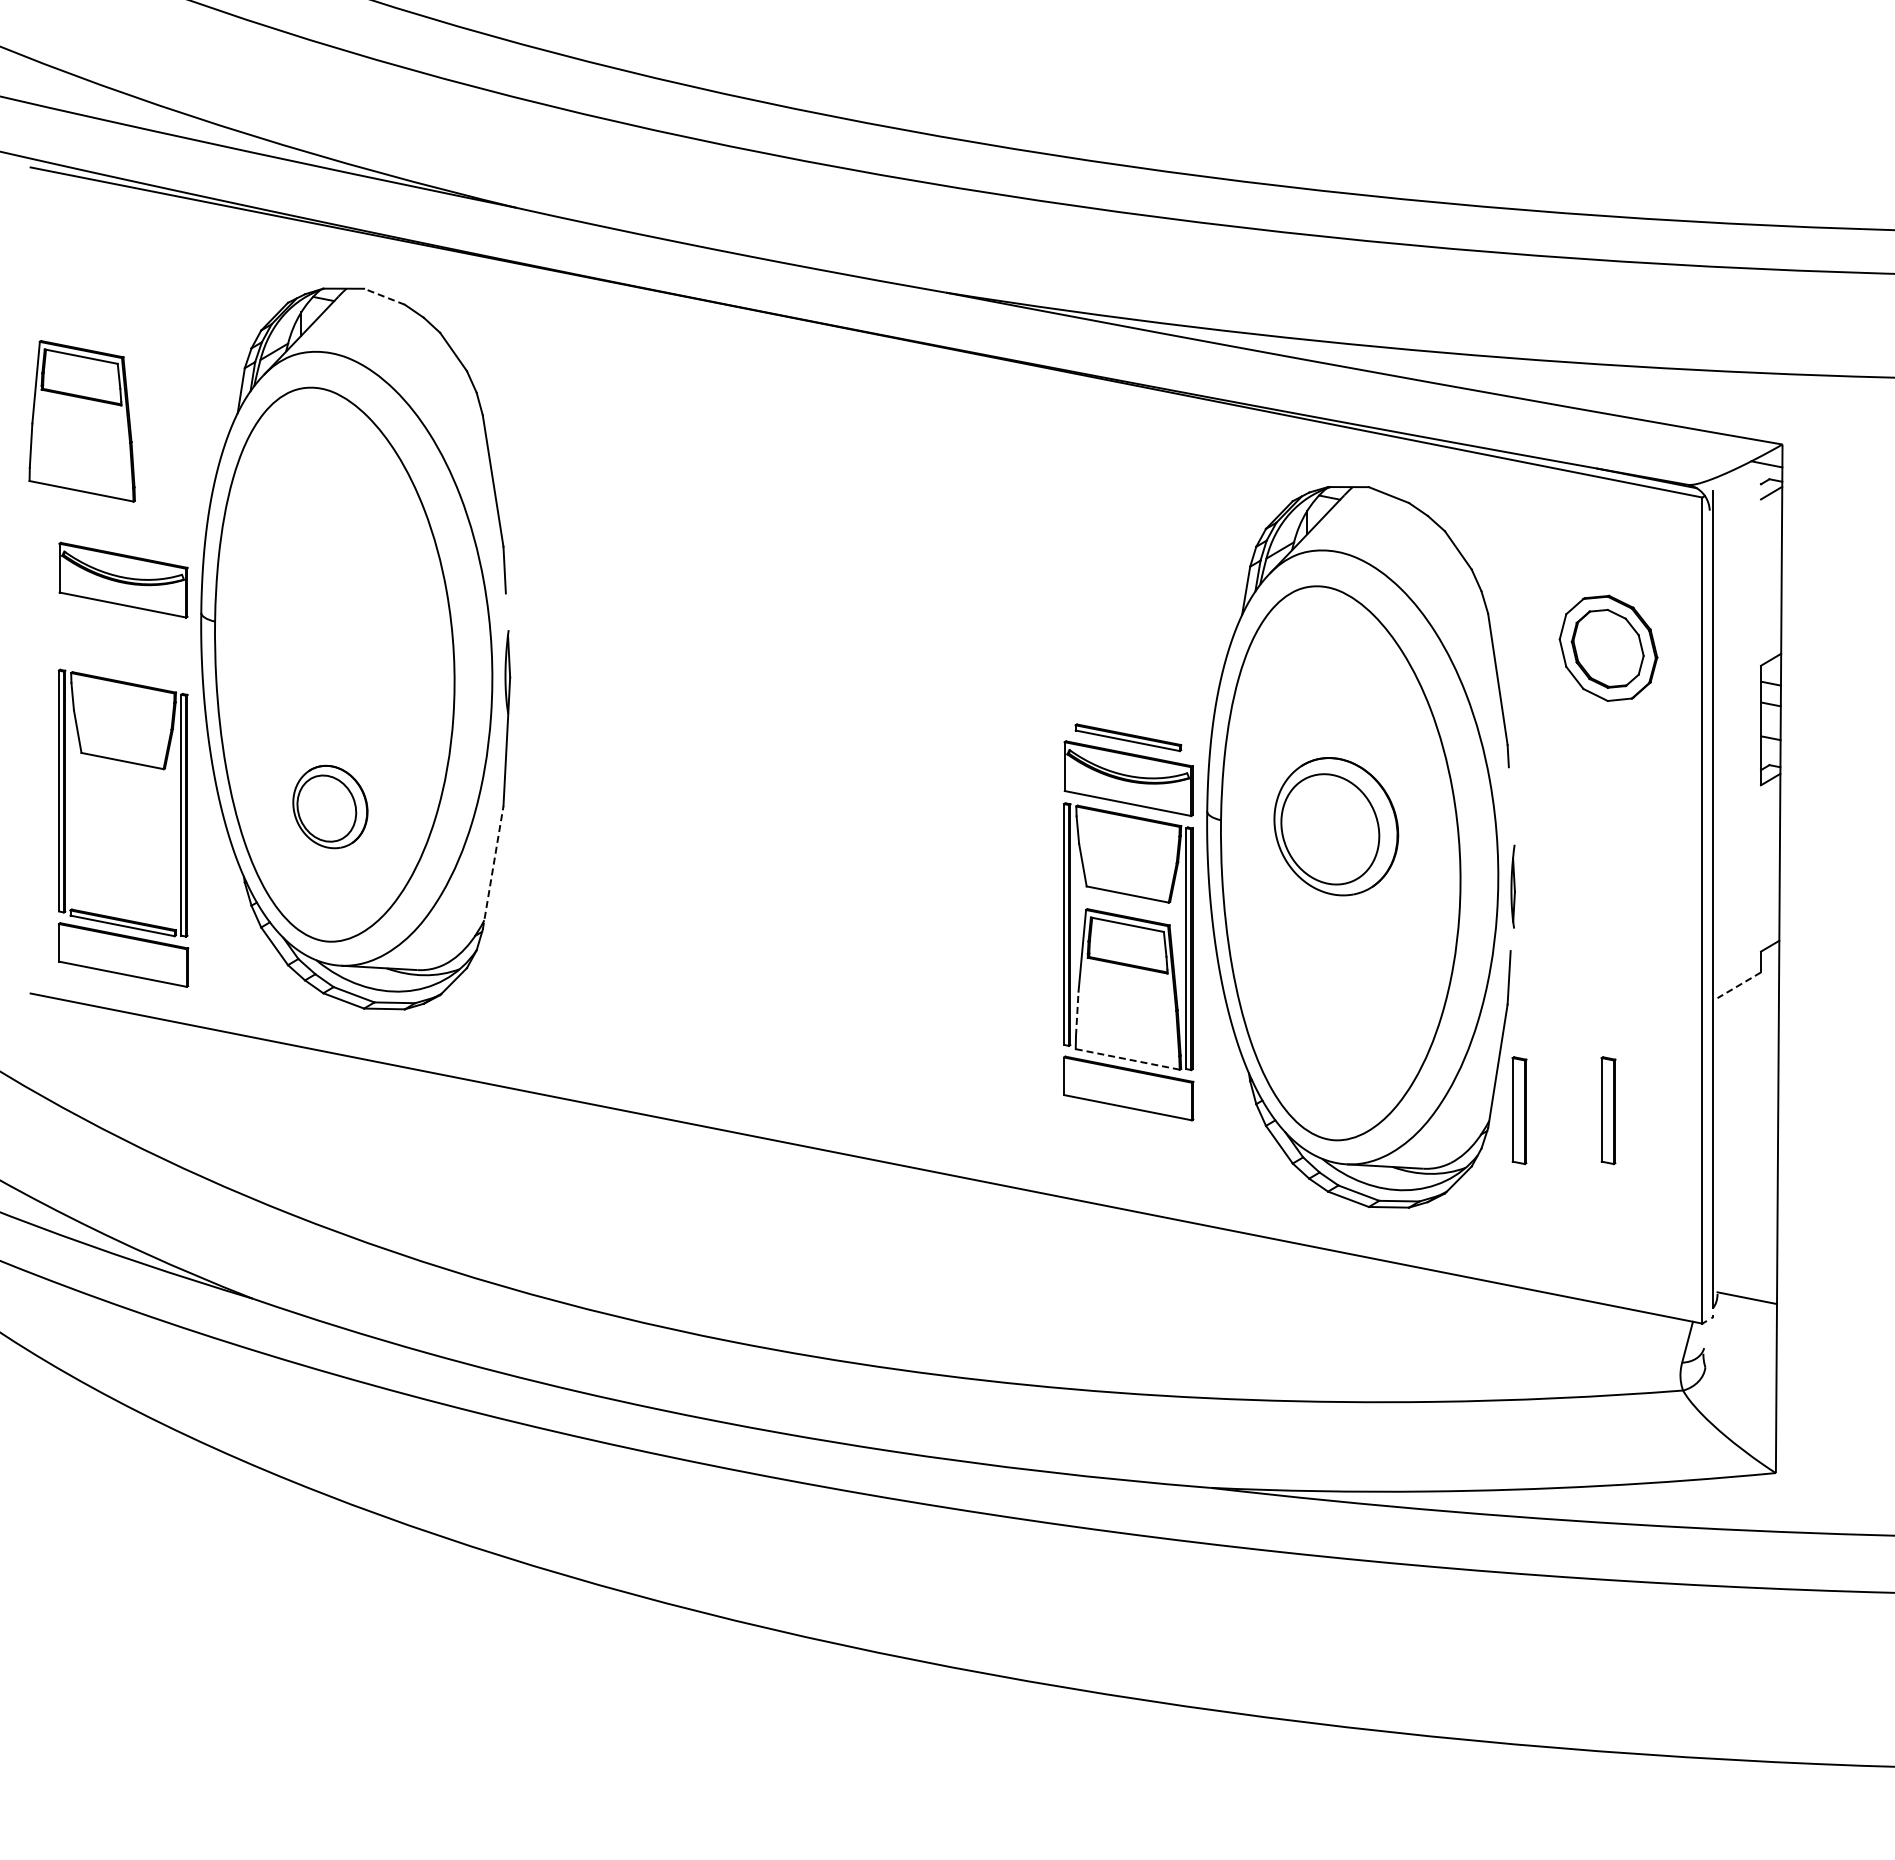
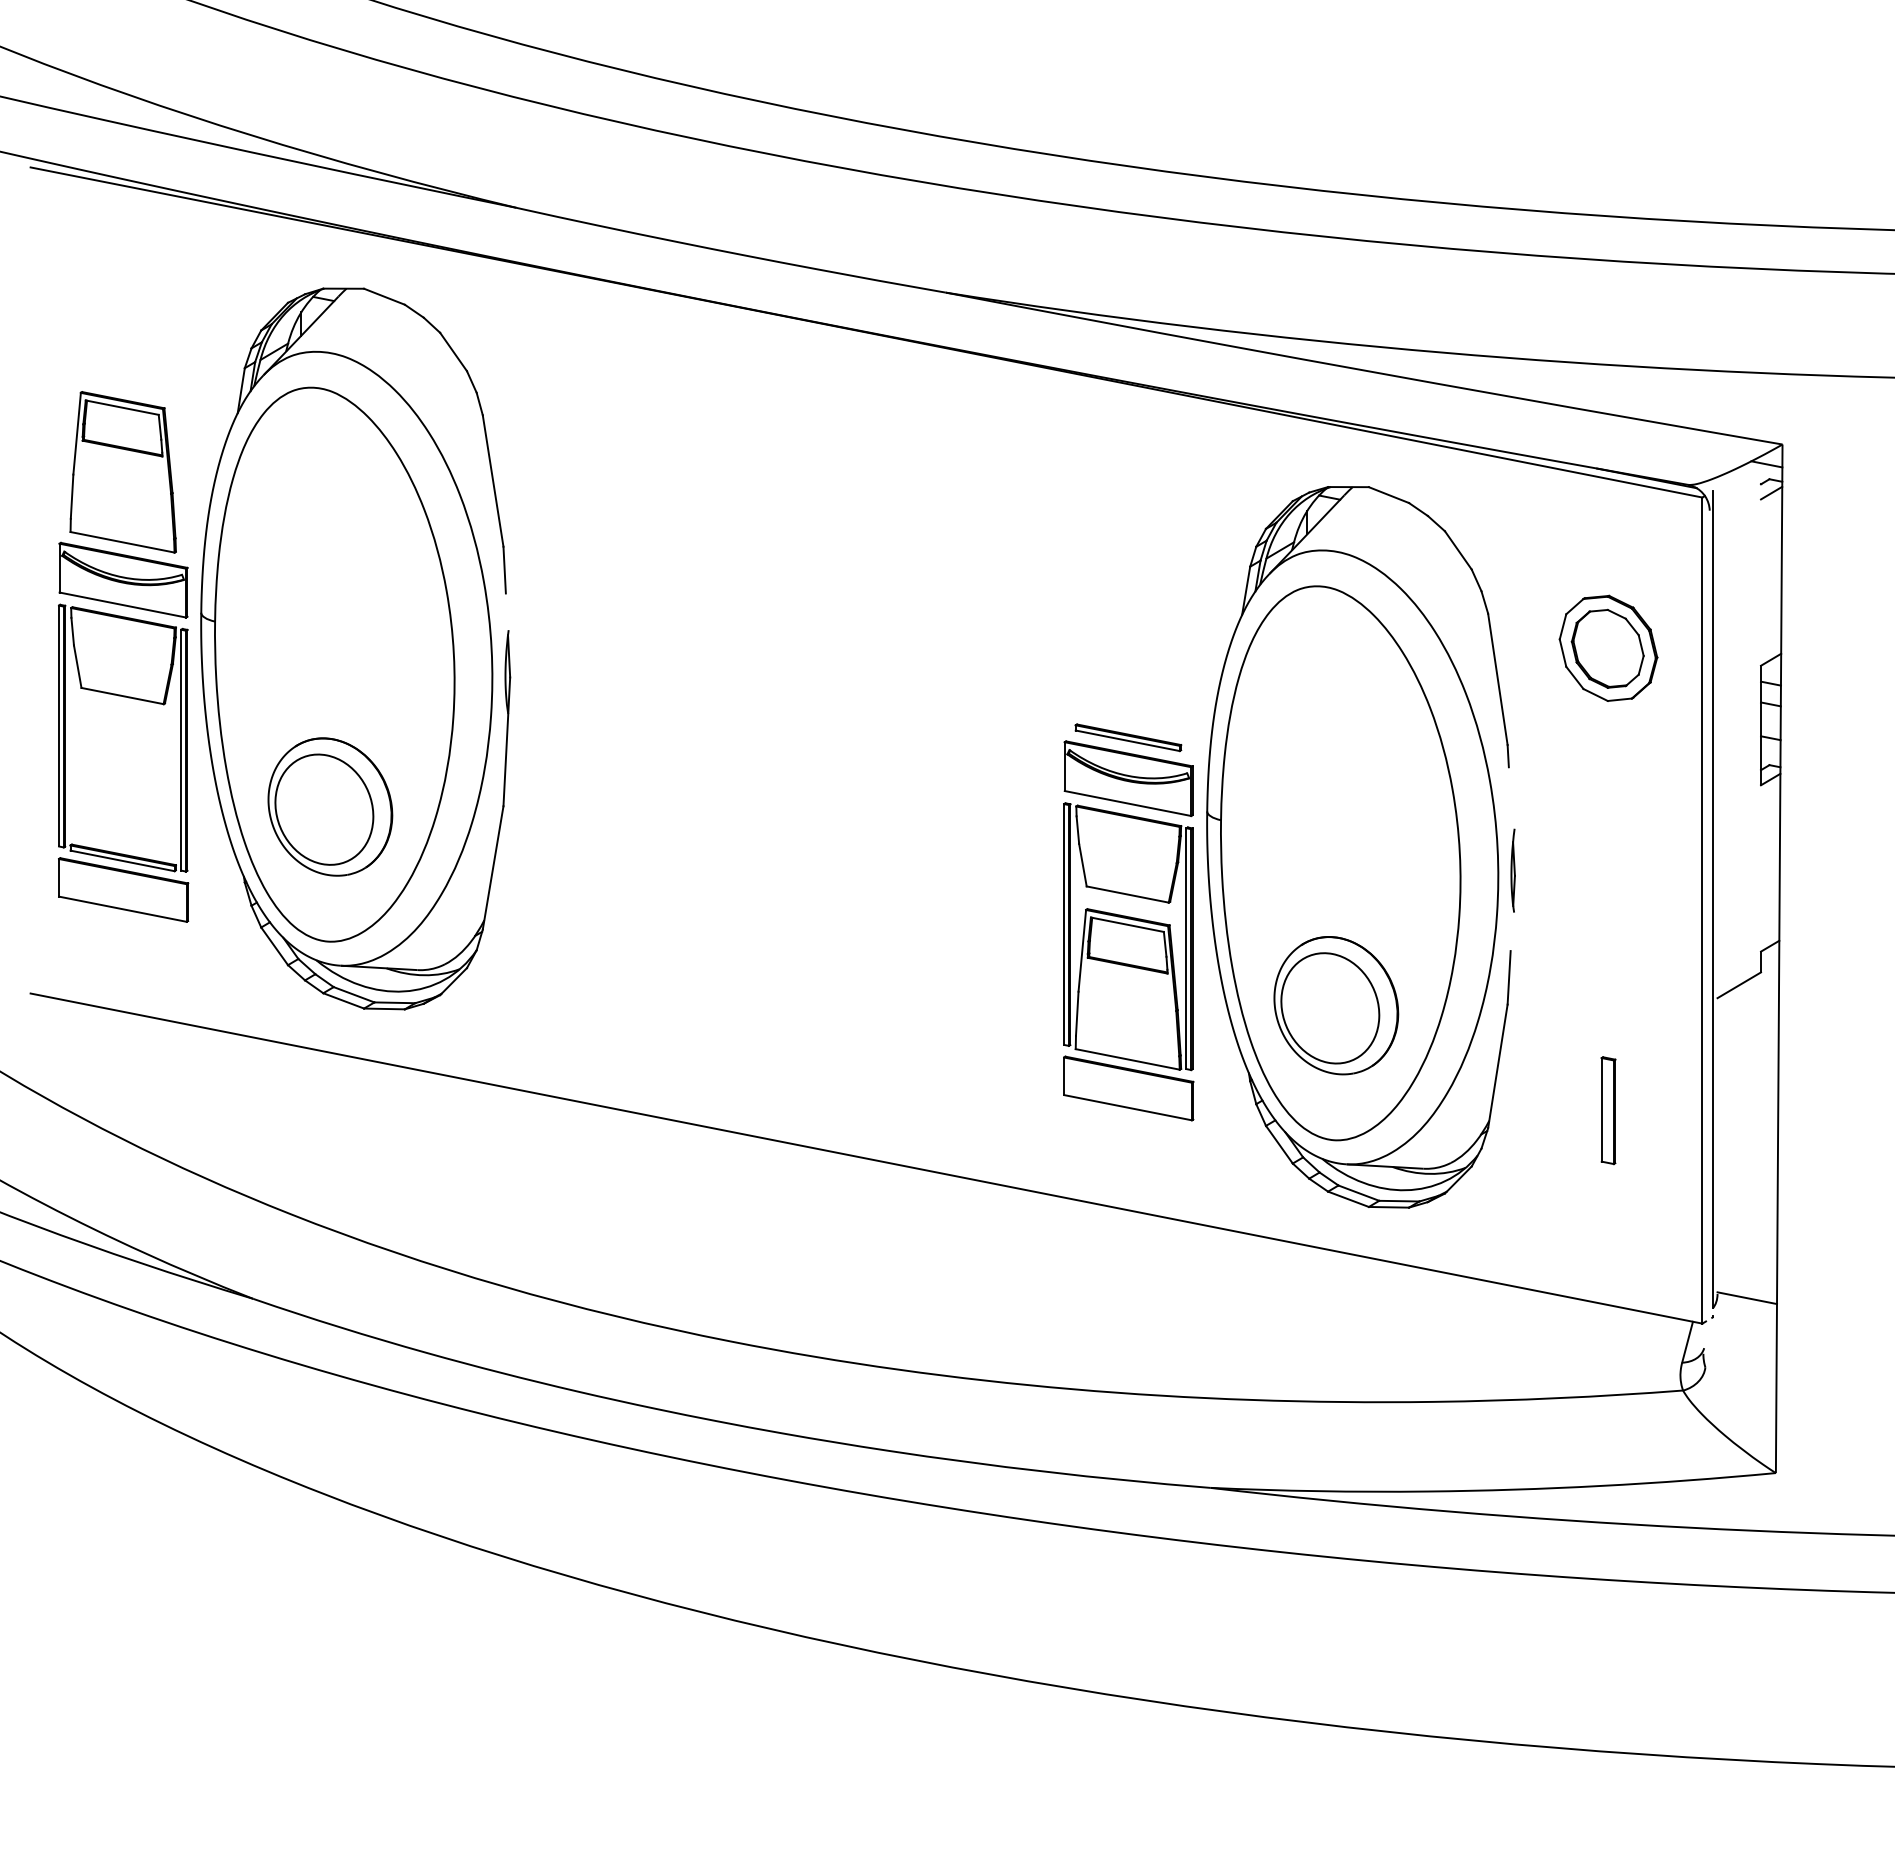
line: dashed -> solid (384, 296)
part position: (81, 421) -> (122, 472) (122, 472)
part size: 77x86 px -> 127x140 px (330, 806)
part position: (1336, 826) -> (1336, 1005) (1336, 1005)
part position: (180, 827) -> (180, 762) (180, 762)
line: dashed -> solid (493, 867)
part position: (1512, 886) -> (1512, 870) (1512, 870)
line: dashed -> solid (1738, 985)
line: dashed -> solid (1077, 1013)
line: dashed -> solid (1127, 1059)
part: present -> none (1519, 1110)
